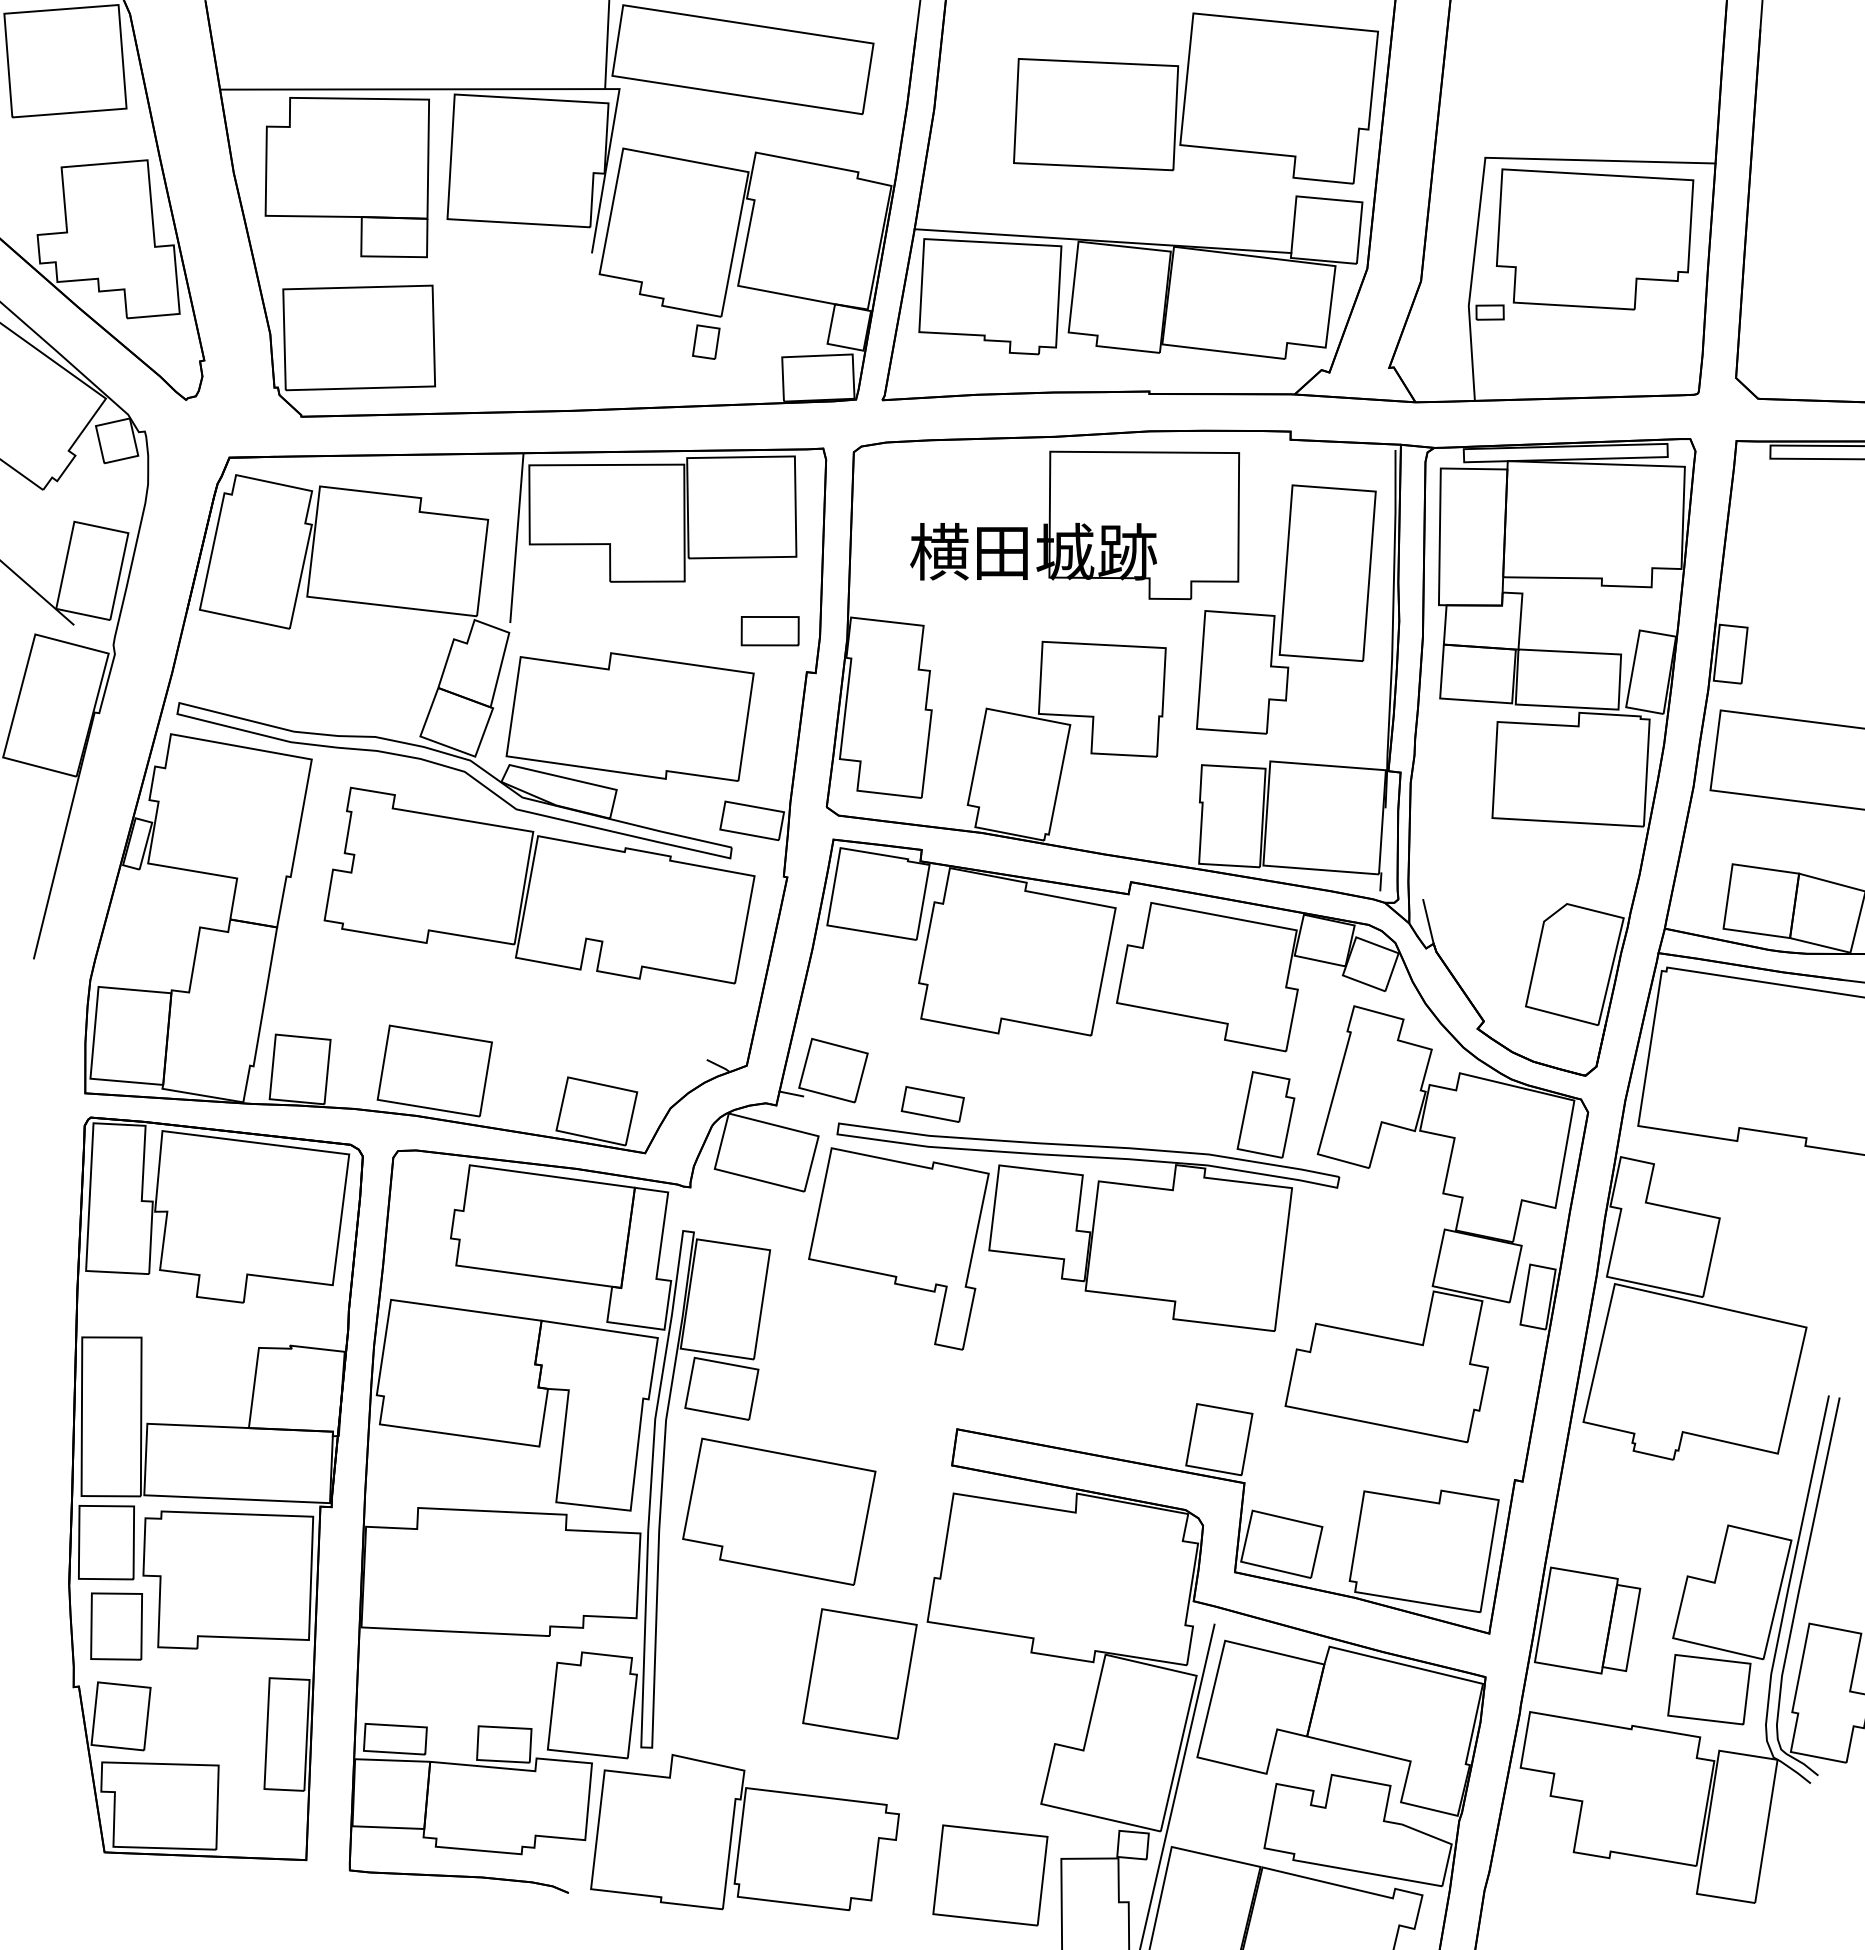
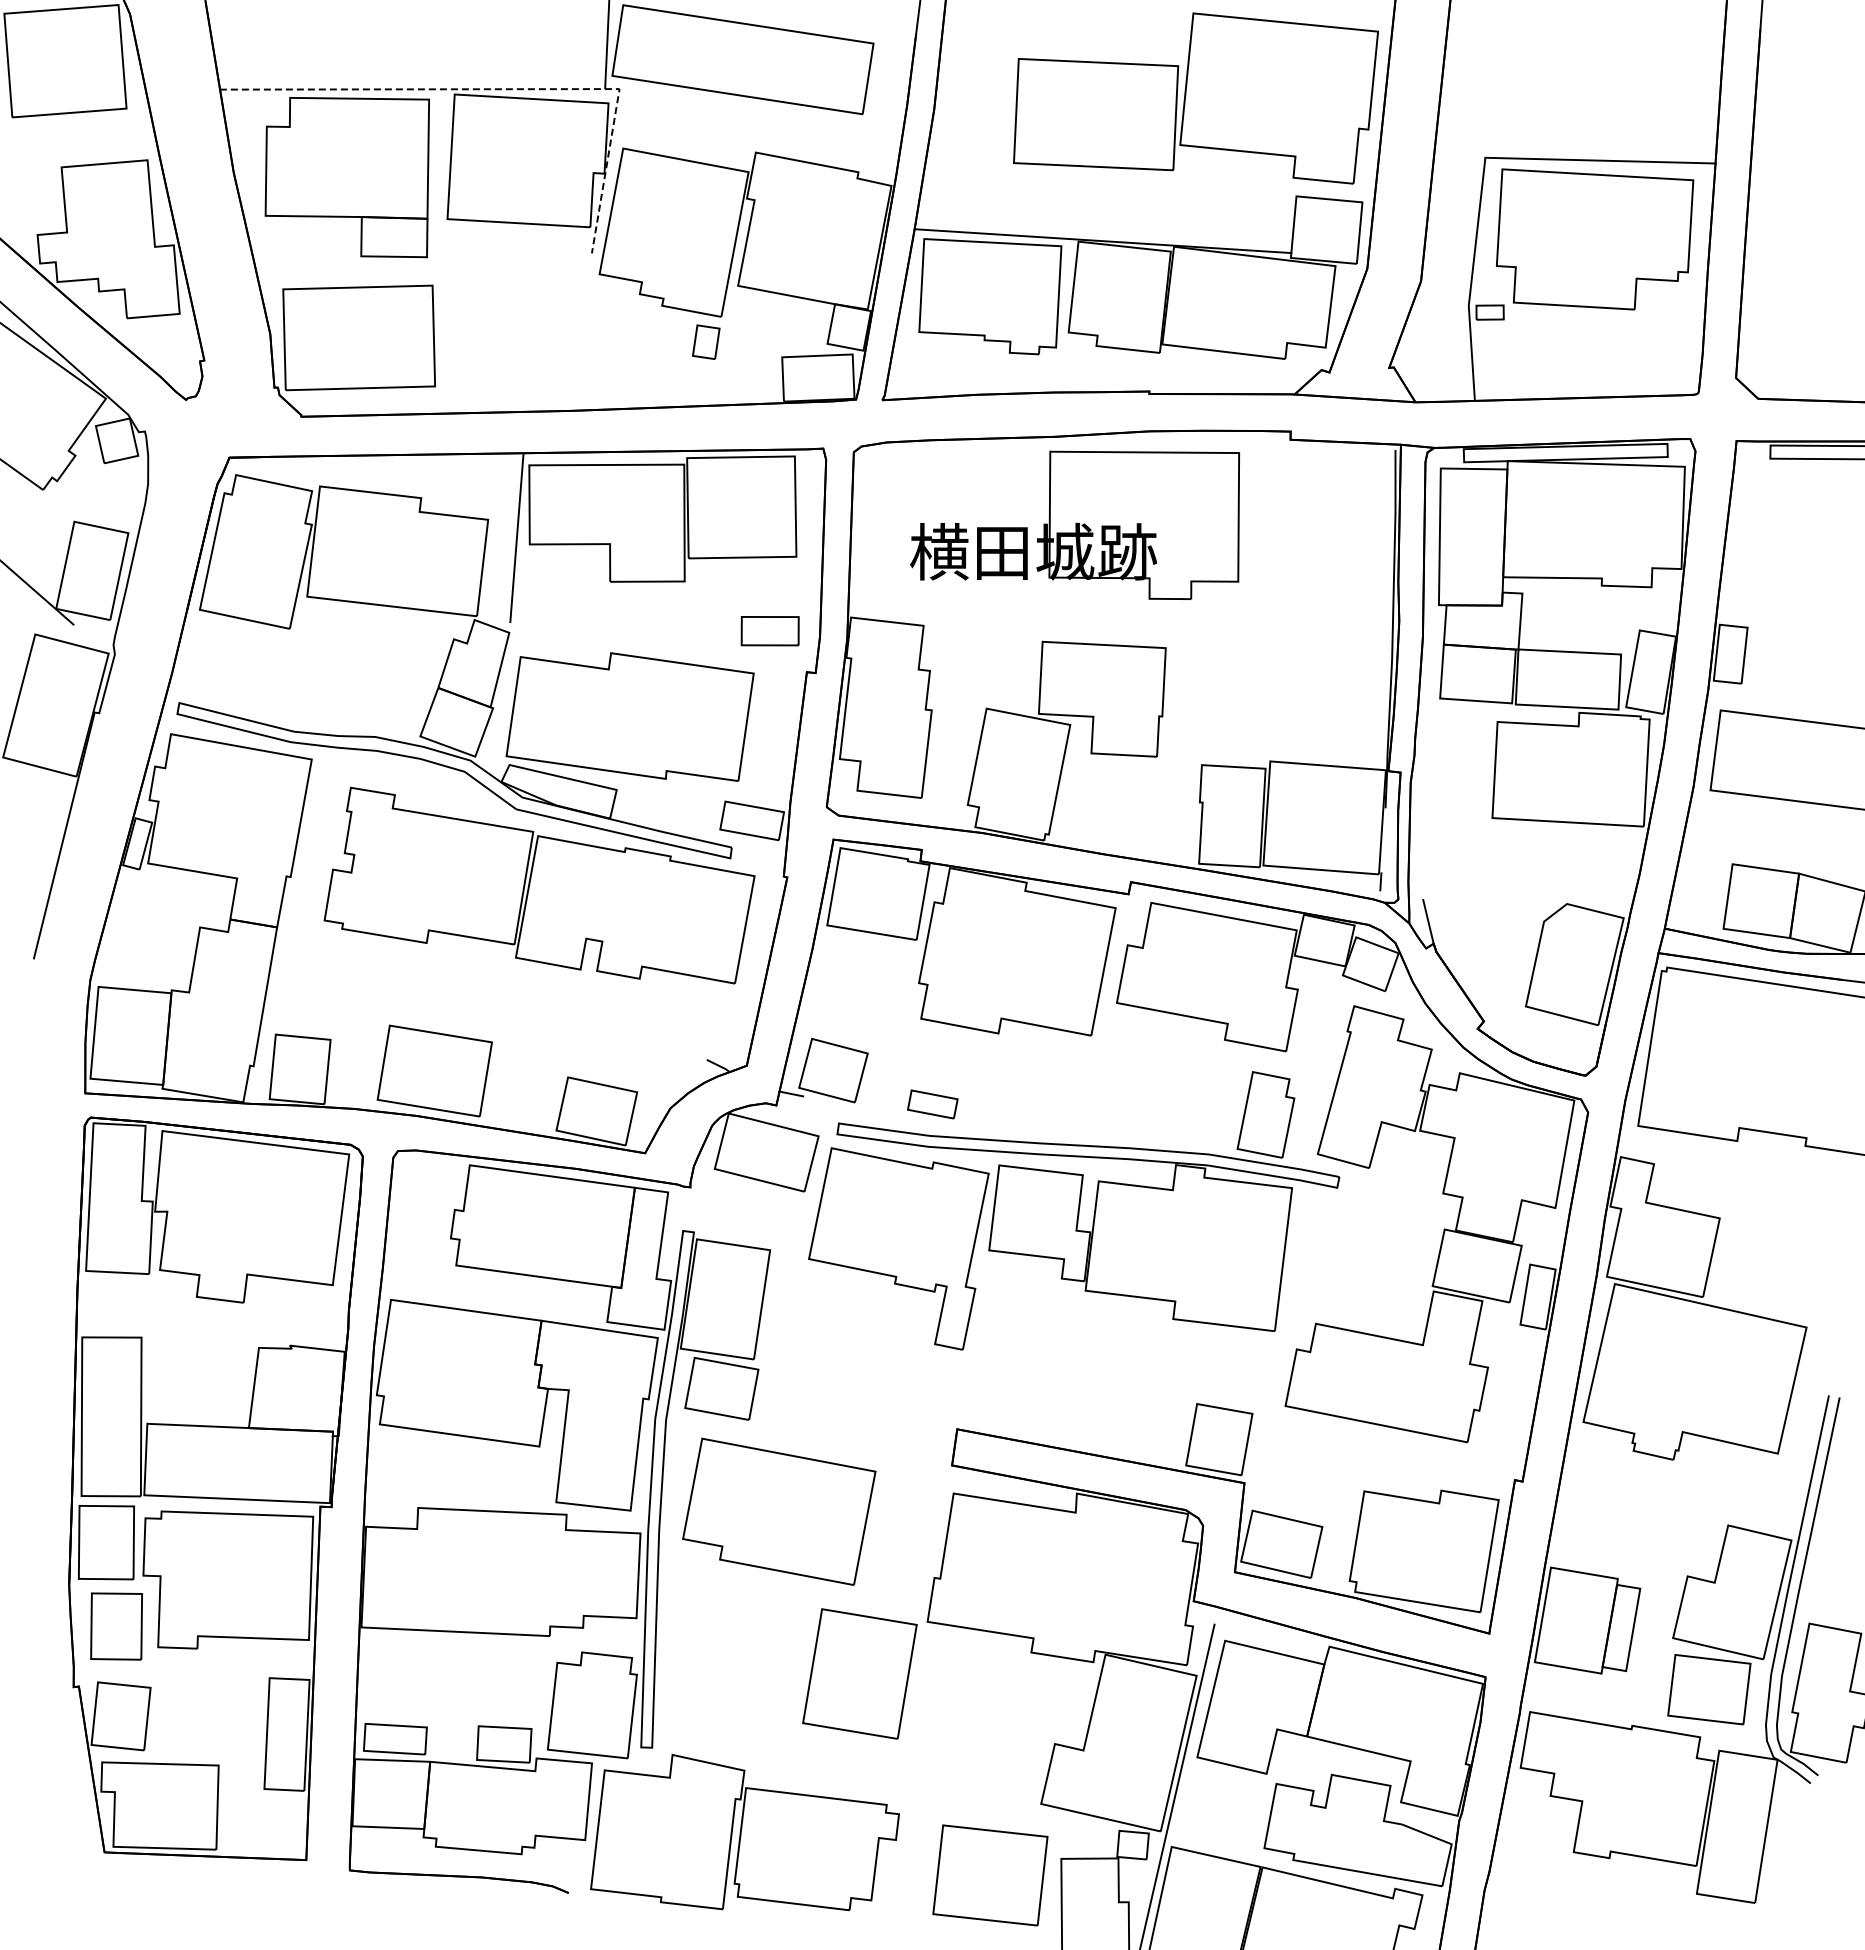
line: solid -> dashed (503, 89)
part: present -> none (1286, 609)
part size: 65x37 px -> 52x31 px (932, 1104)
